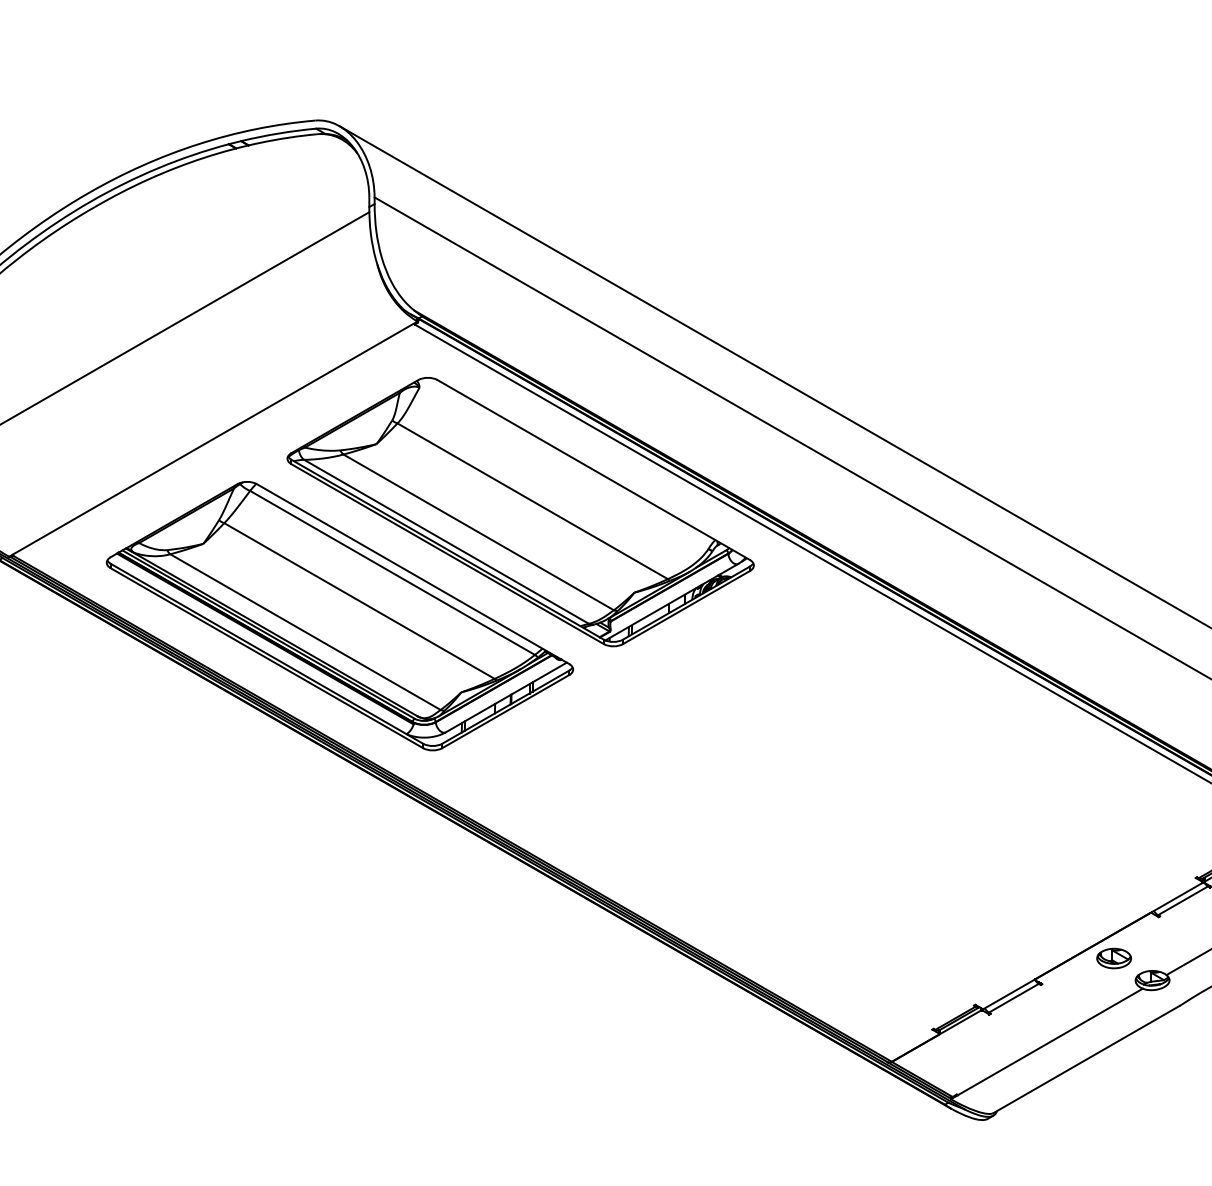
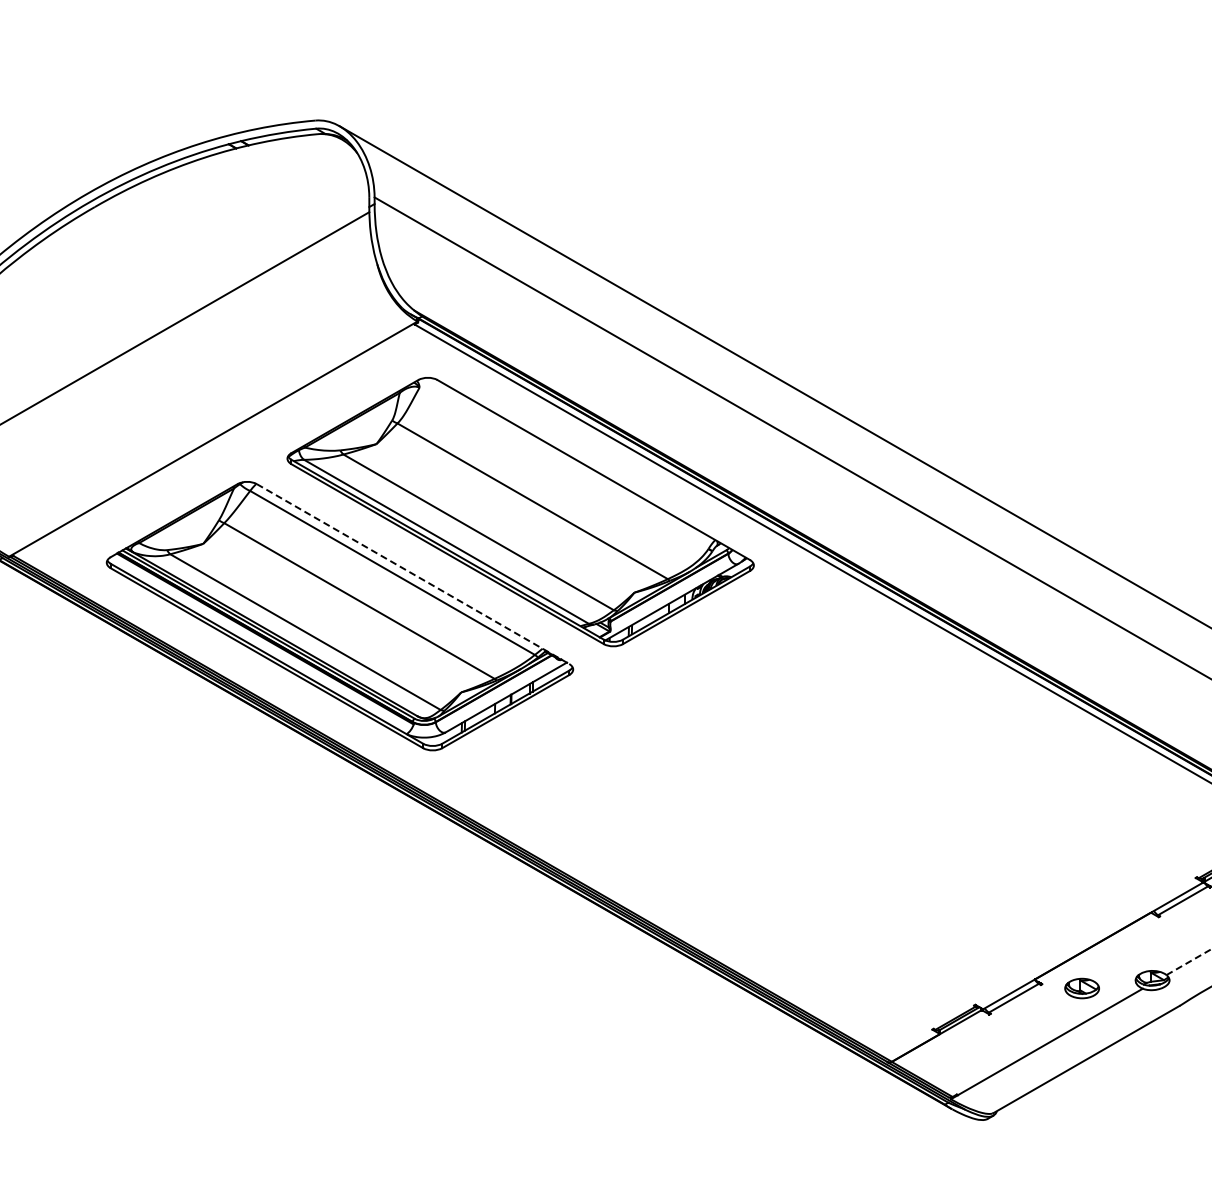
line: solid -> dashed (413, 574)
part position: (1113, 958) -> (1081, 988) (1081, 988)
line: solid -> dashed (1188, 962)
